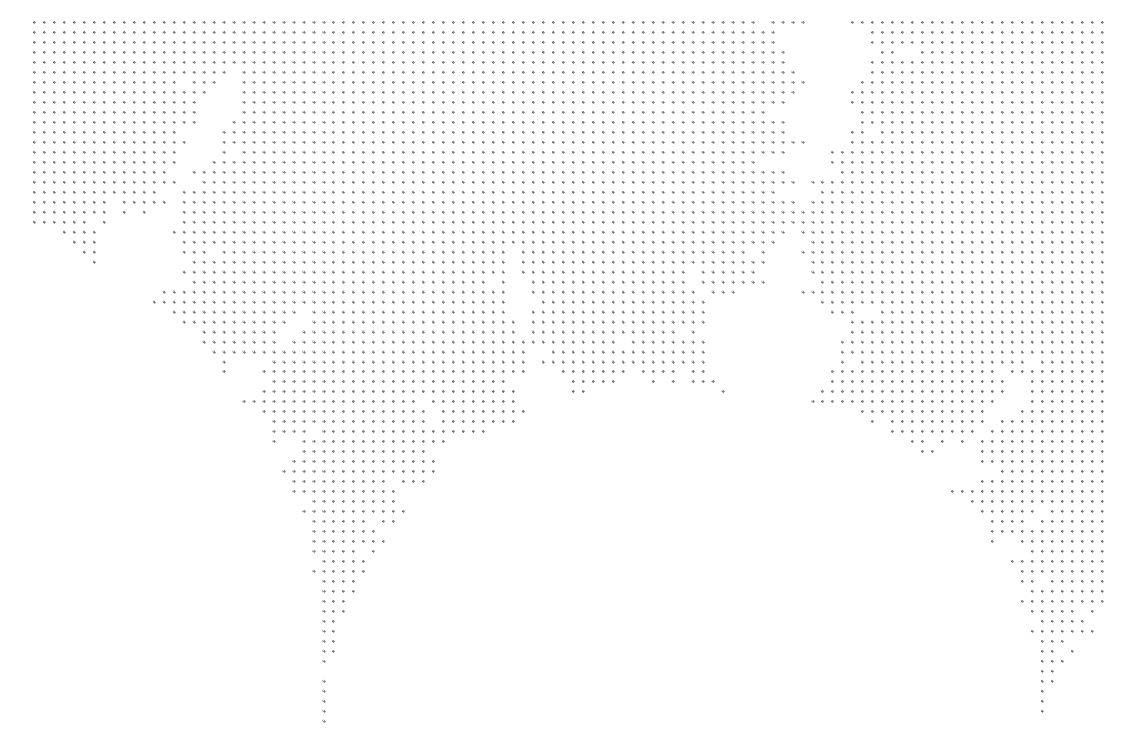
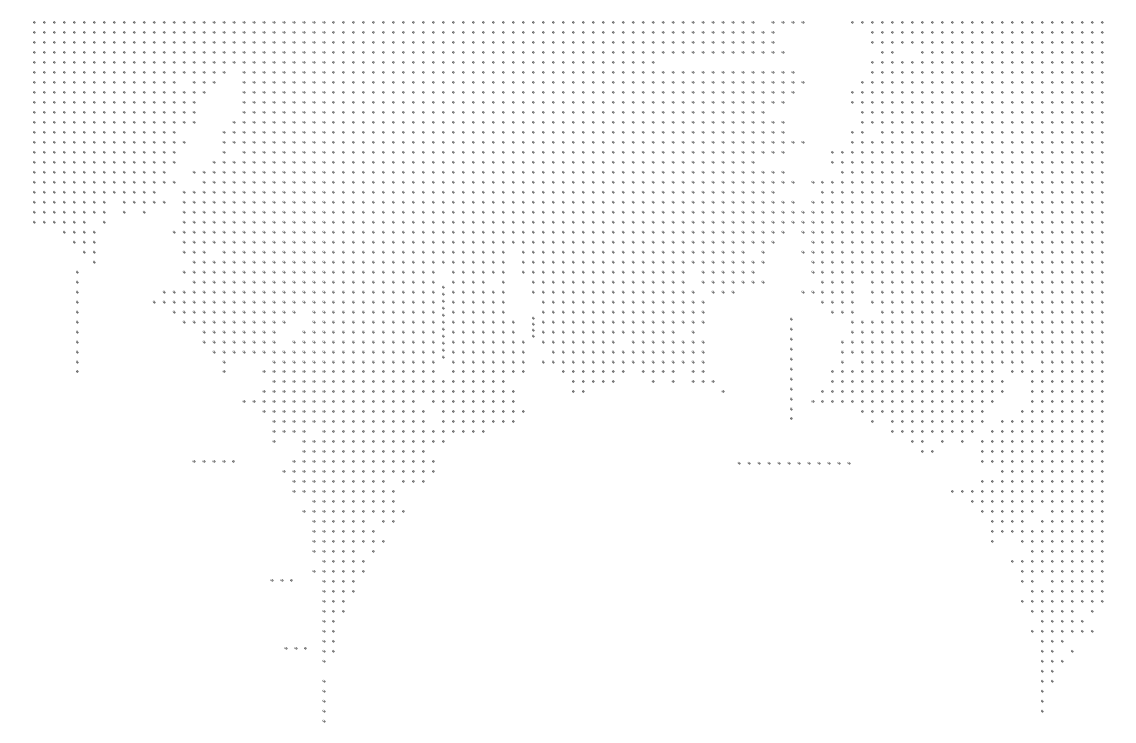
part: present -> none (723, 62)
part: present -> none (862, 292)
part: none -> present (77, 321)
part size: 3x102 px -> 3x73 px (443, 322)
part size: 3x34 px -> 3x21 px (533, 327)
part: none -> present (791, 368)
part: none -> present (213, 461)
part: none -> present (794, 463)
part: none -> present (281, 580)
part: none -> present (295, 648)
